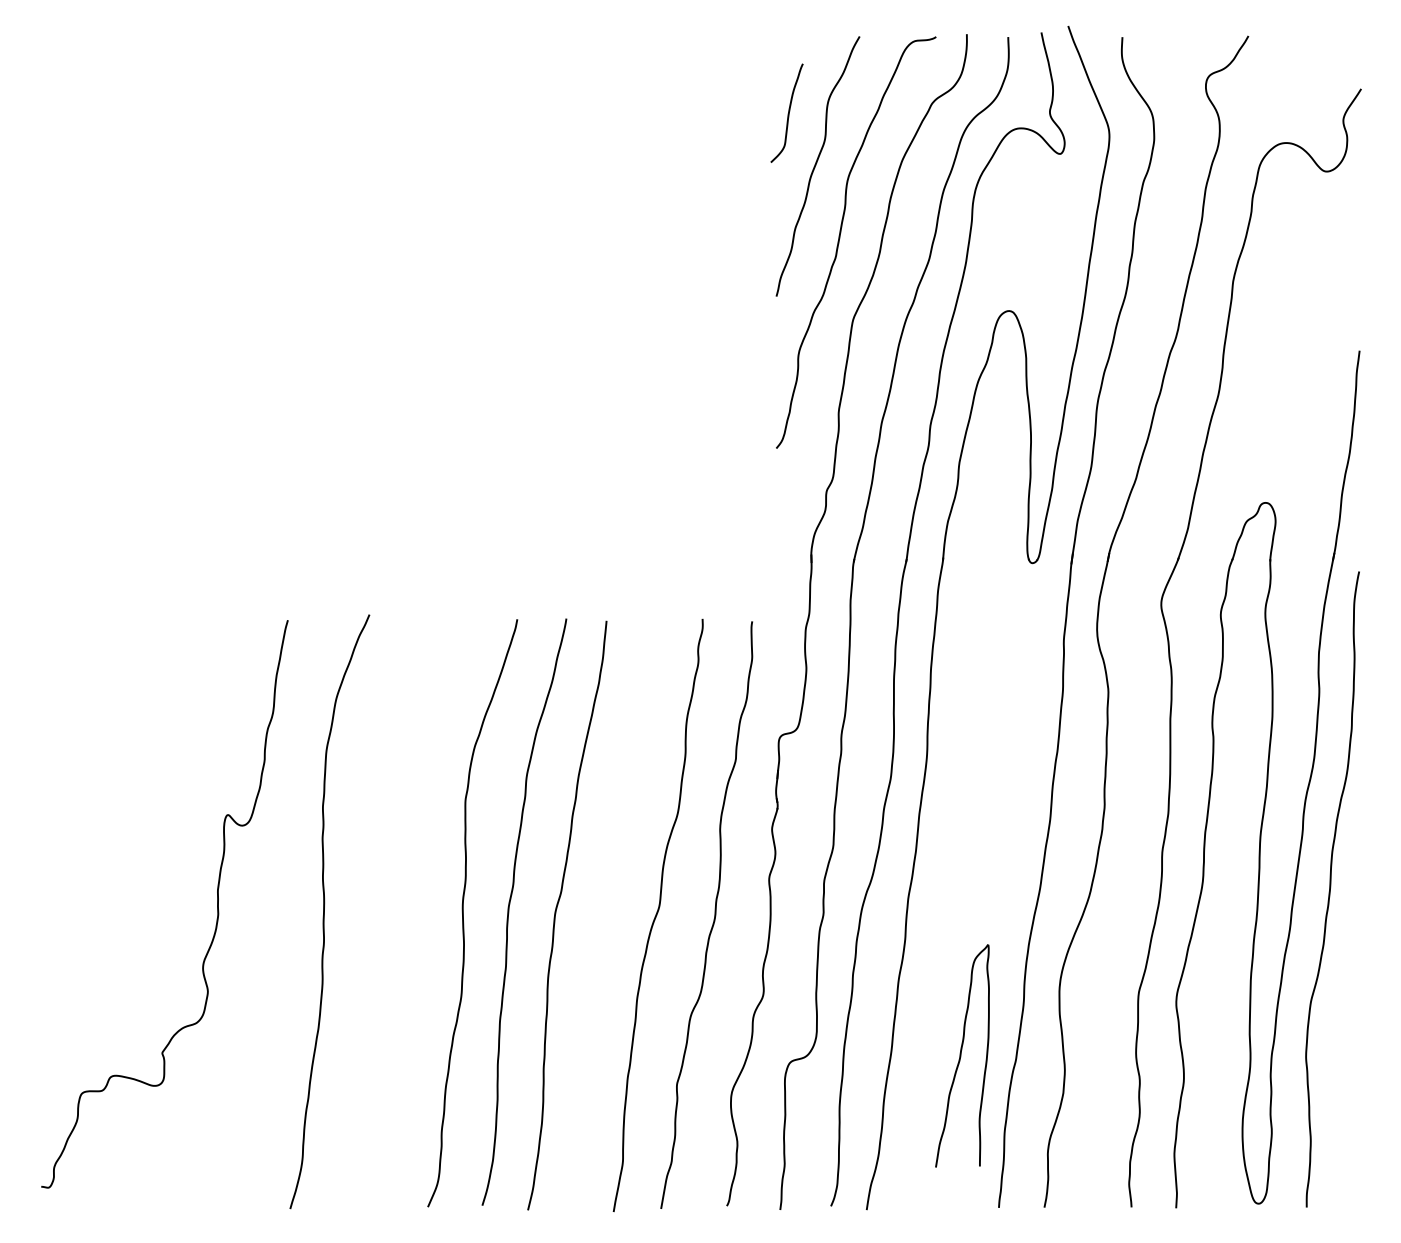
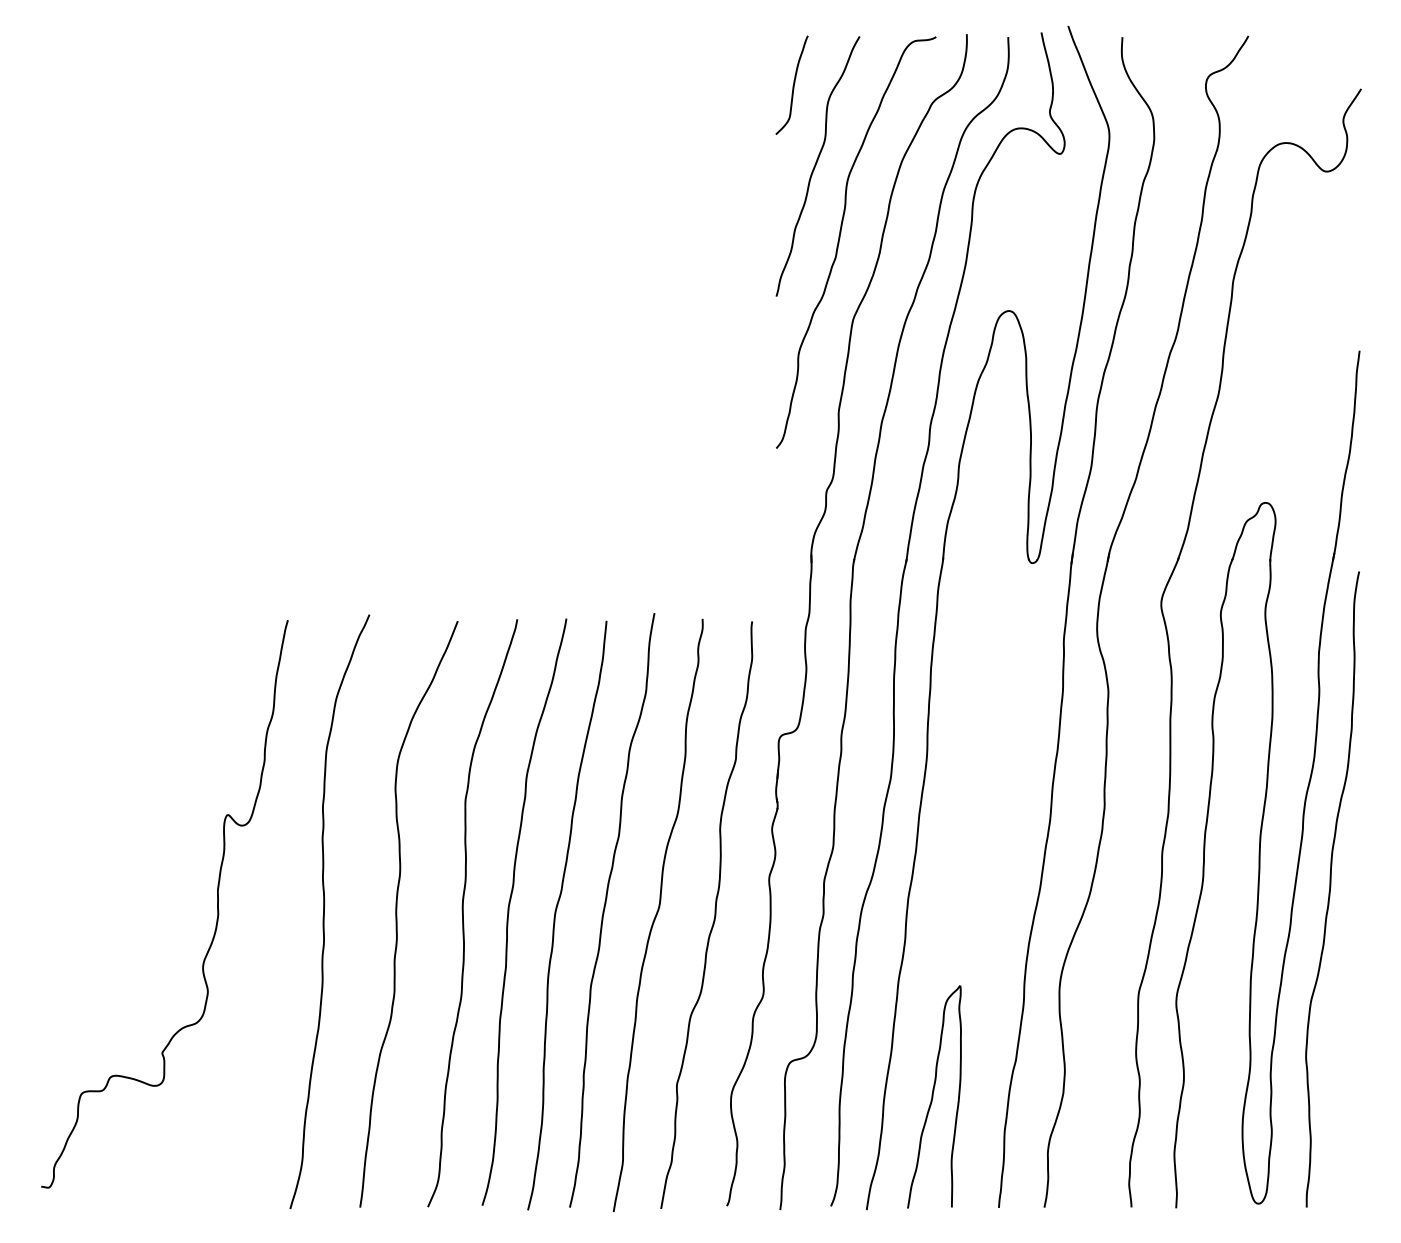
curve position: (787, 113) -> (792, 85) (792, 85)
curve: none -> present (605, 908)
curve: none -> present (397, 914)
curve position: (961, 1055) -> (933, 1096) (933, 1096)
